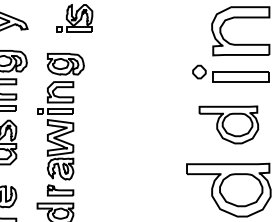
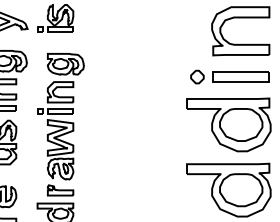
part position: (74, 18) -> (55, 18) (55, 18)
part position: (199, 71) -> (197, 76) (197, 76)
part size: 62x40 px -> 86x56 px (228, 124)
